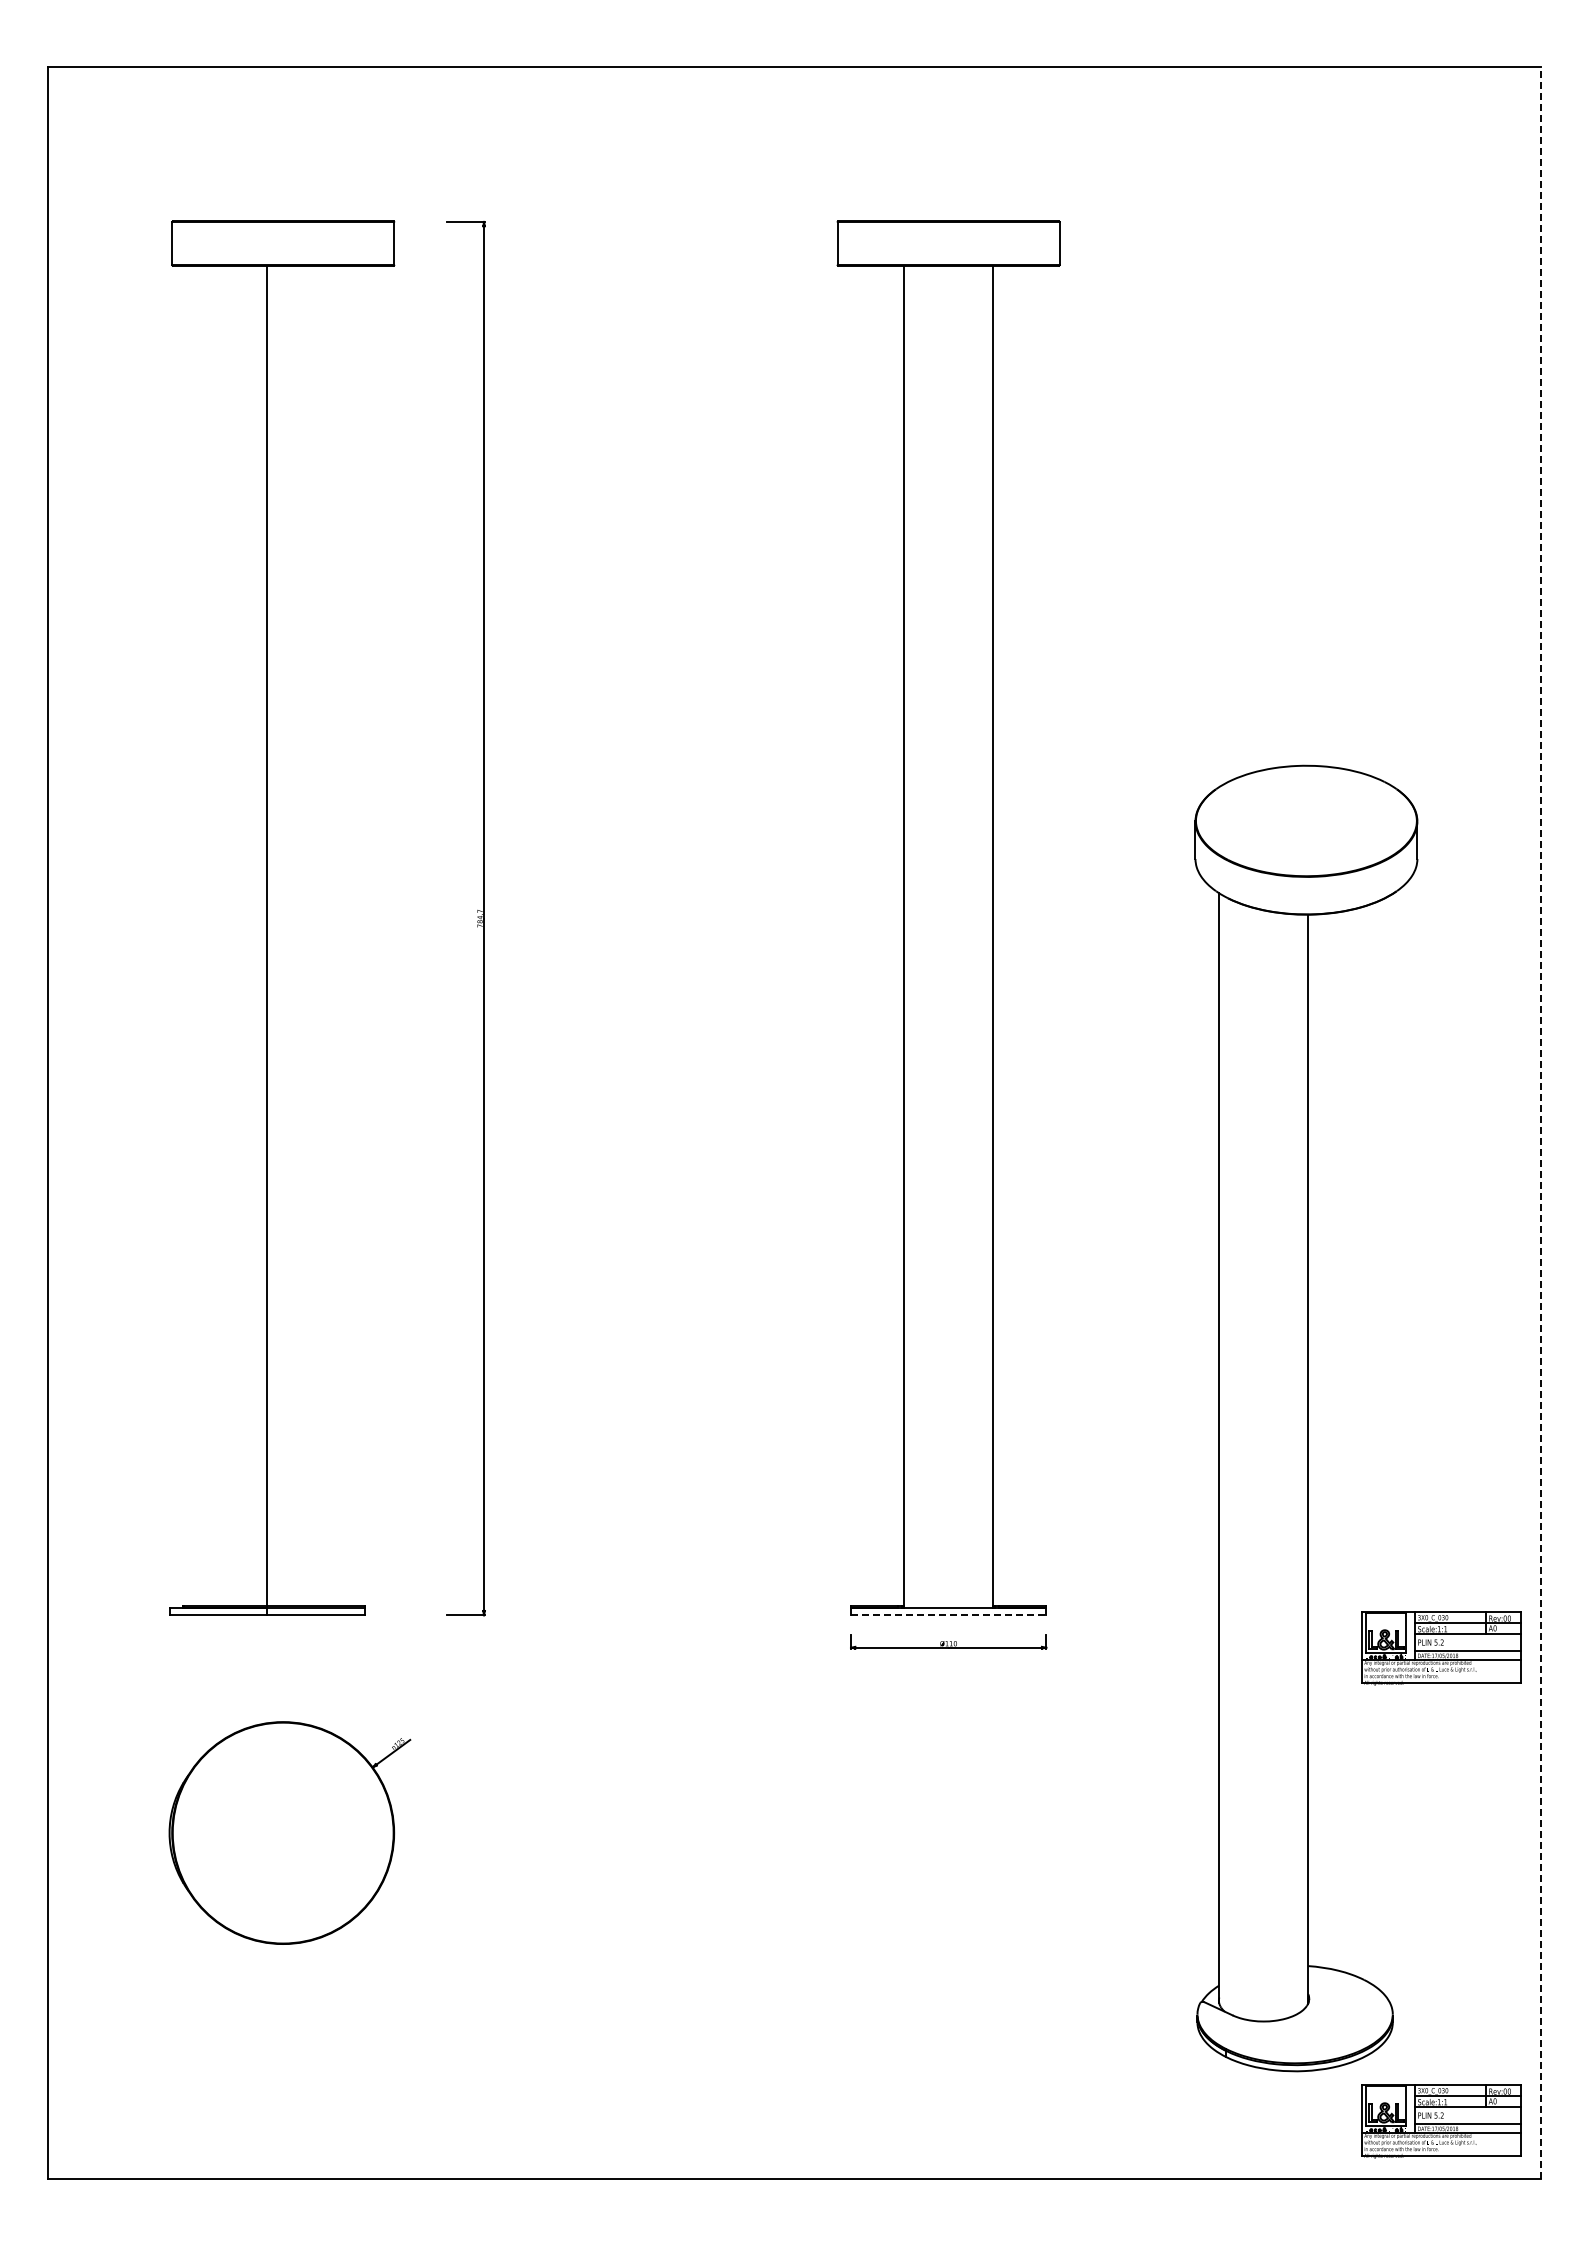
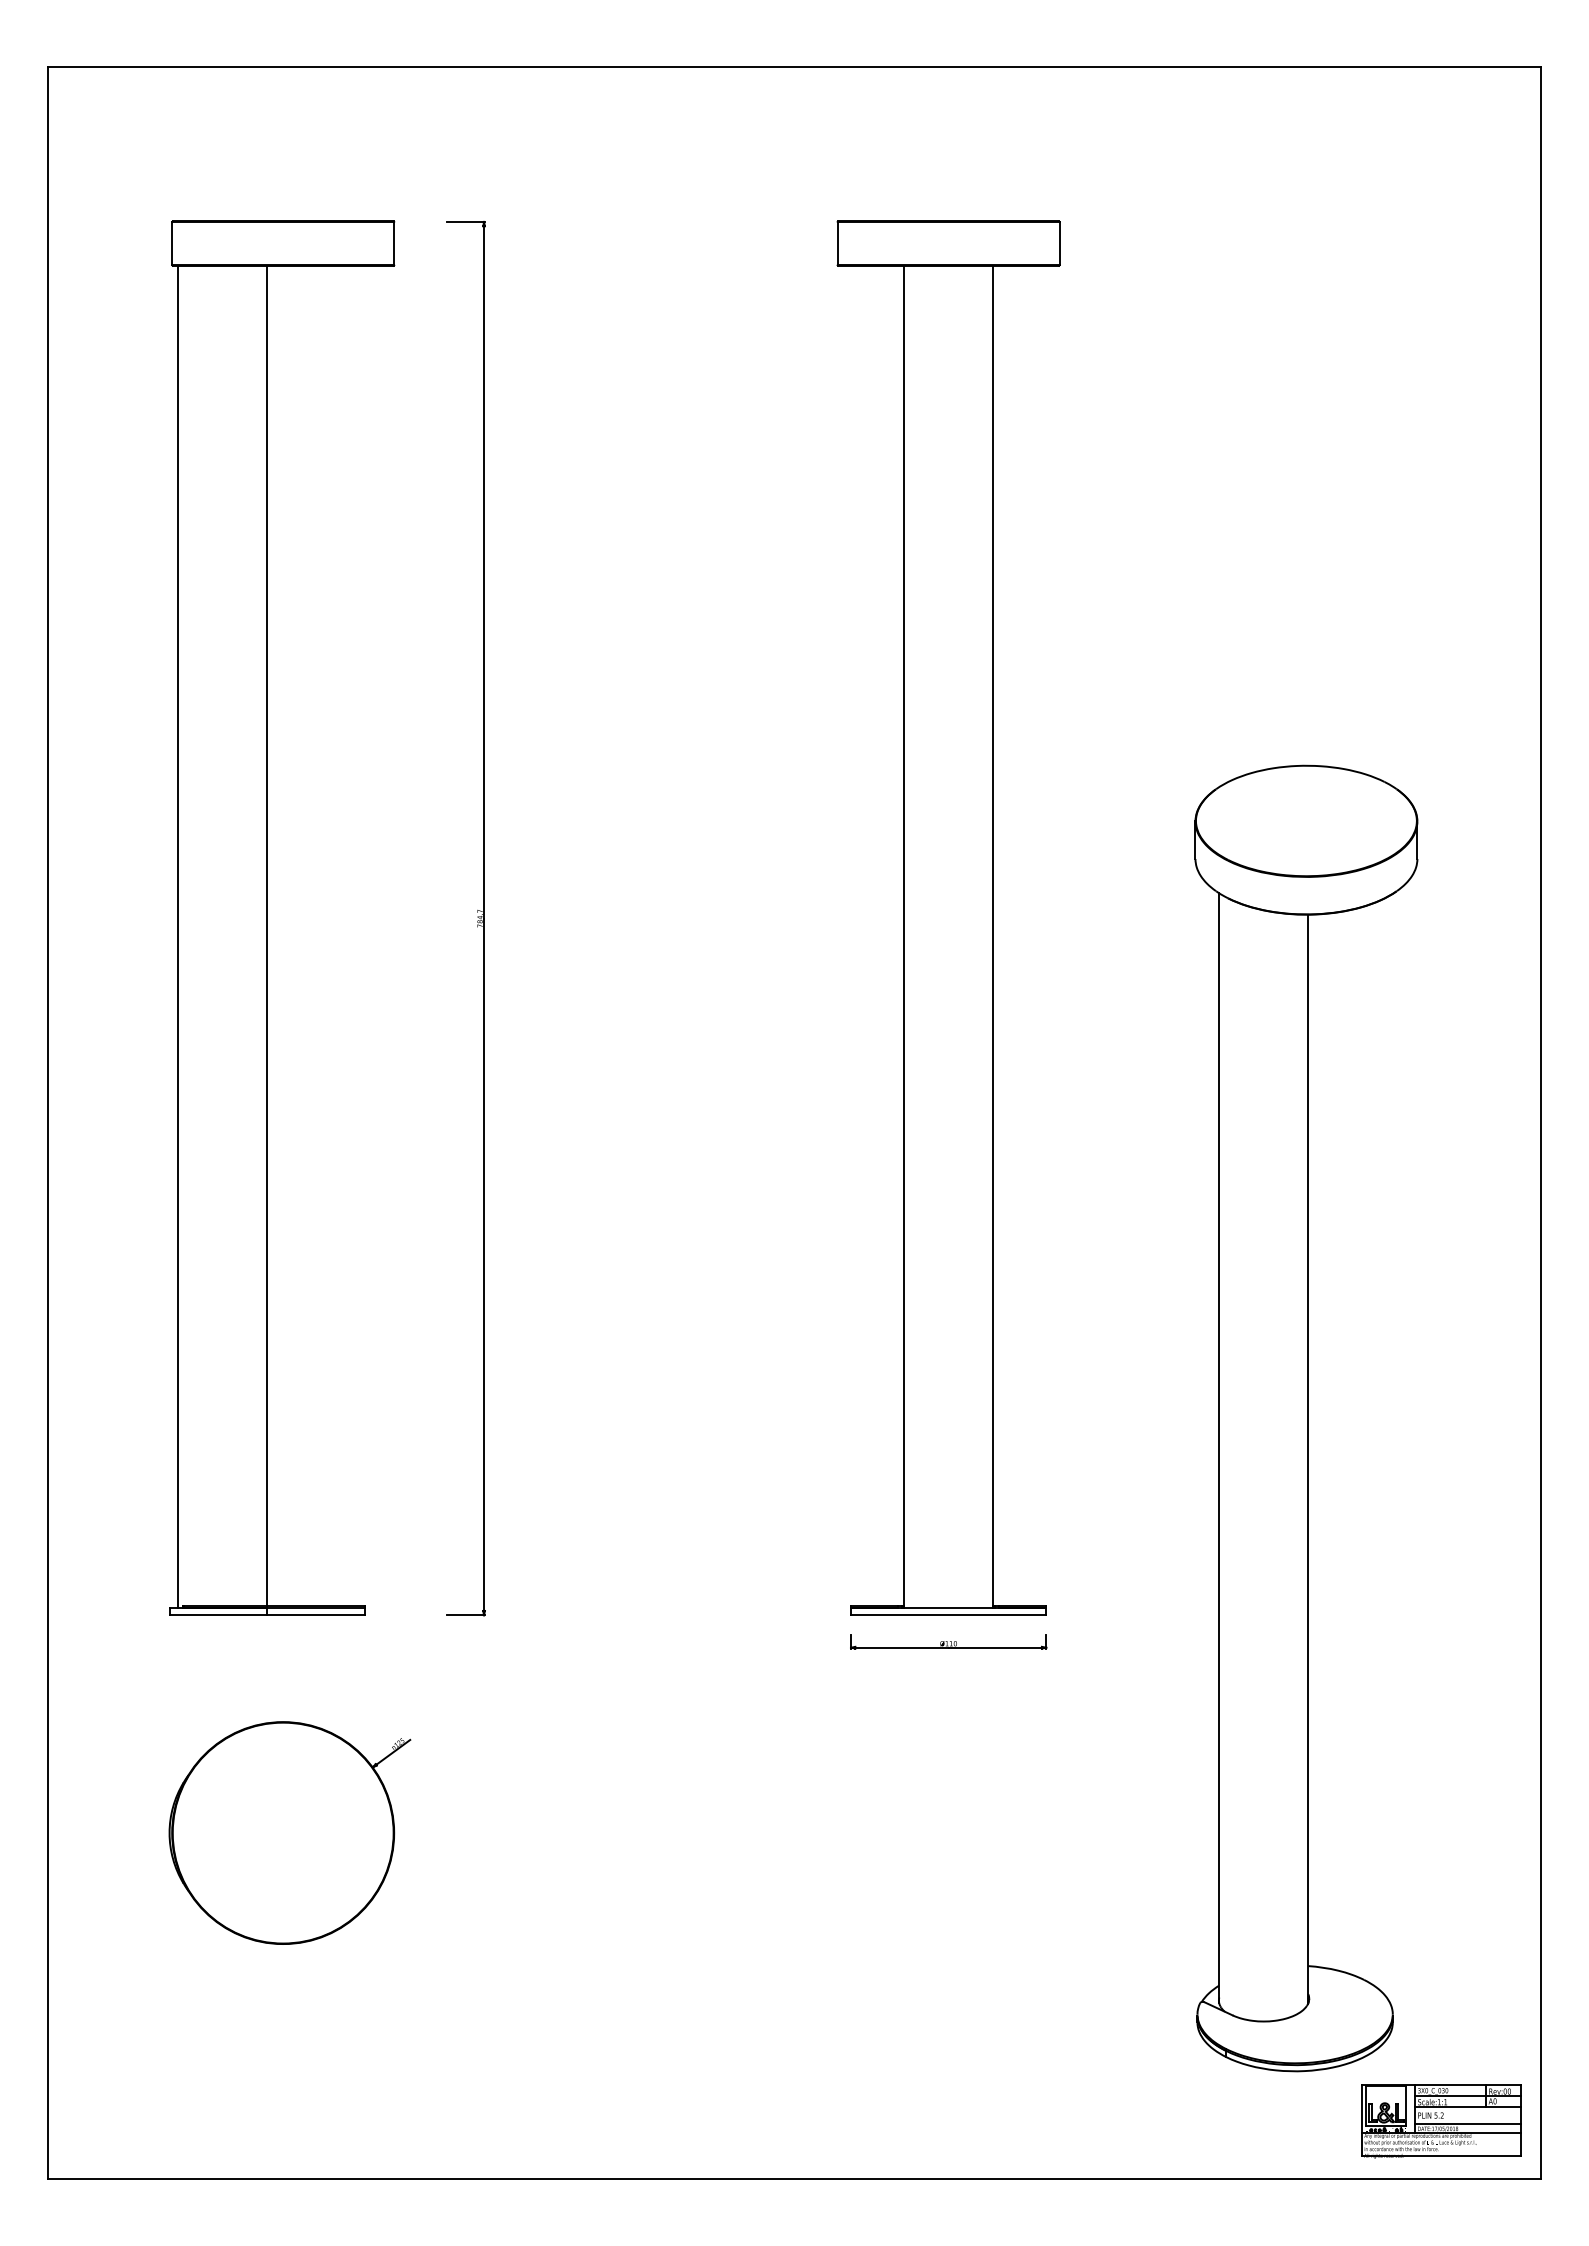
line: none -> present (178, 936)
line: dashed -> solid (1541, 1123)
line: dashed -> solid (948, 1615)
part: present -> none (1441, 1648)
